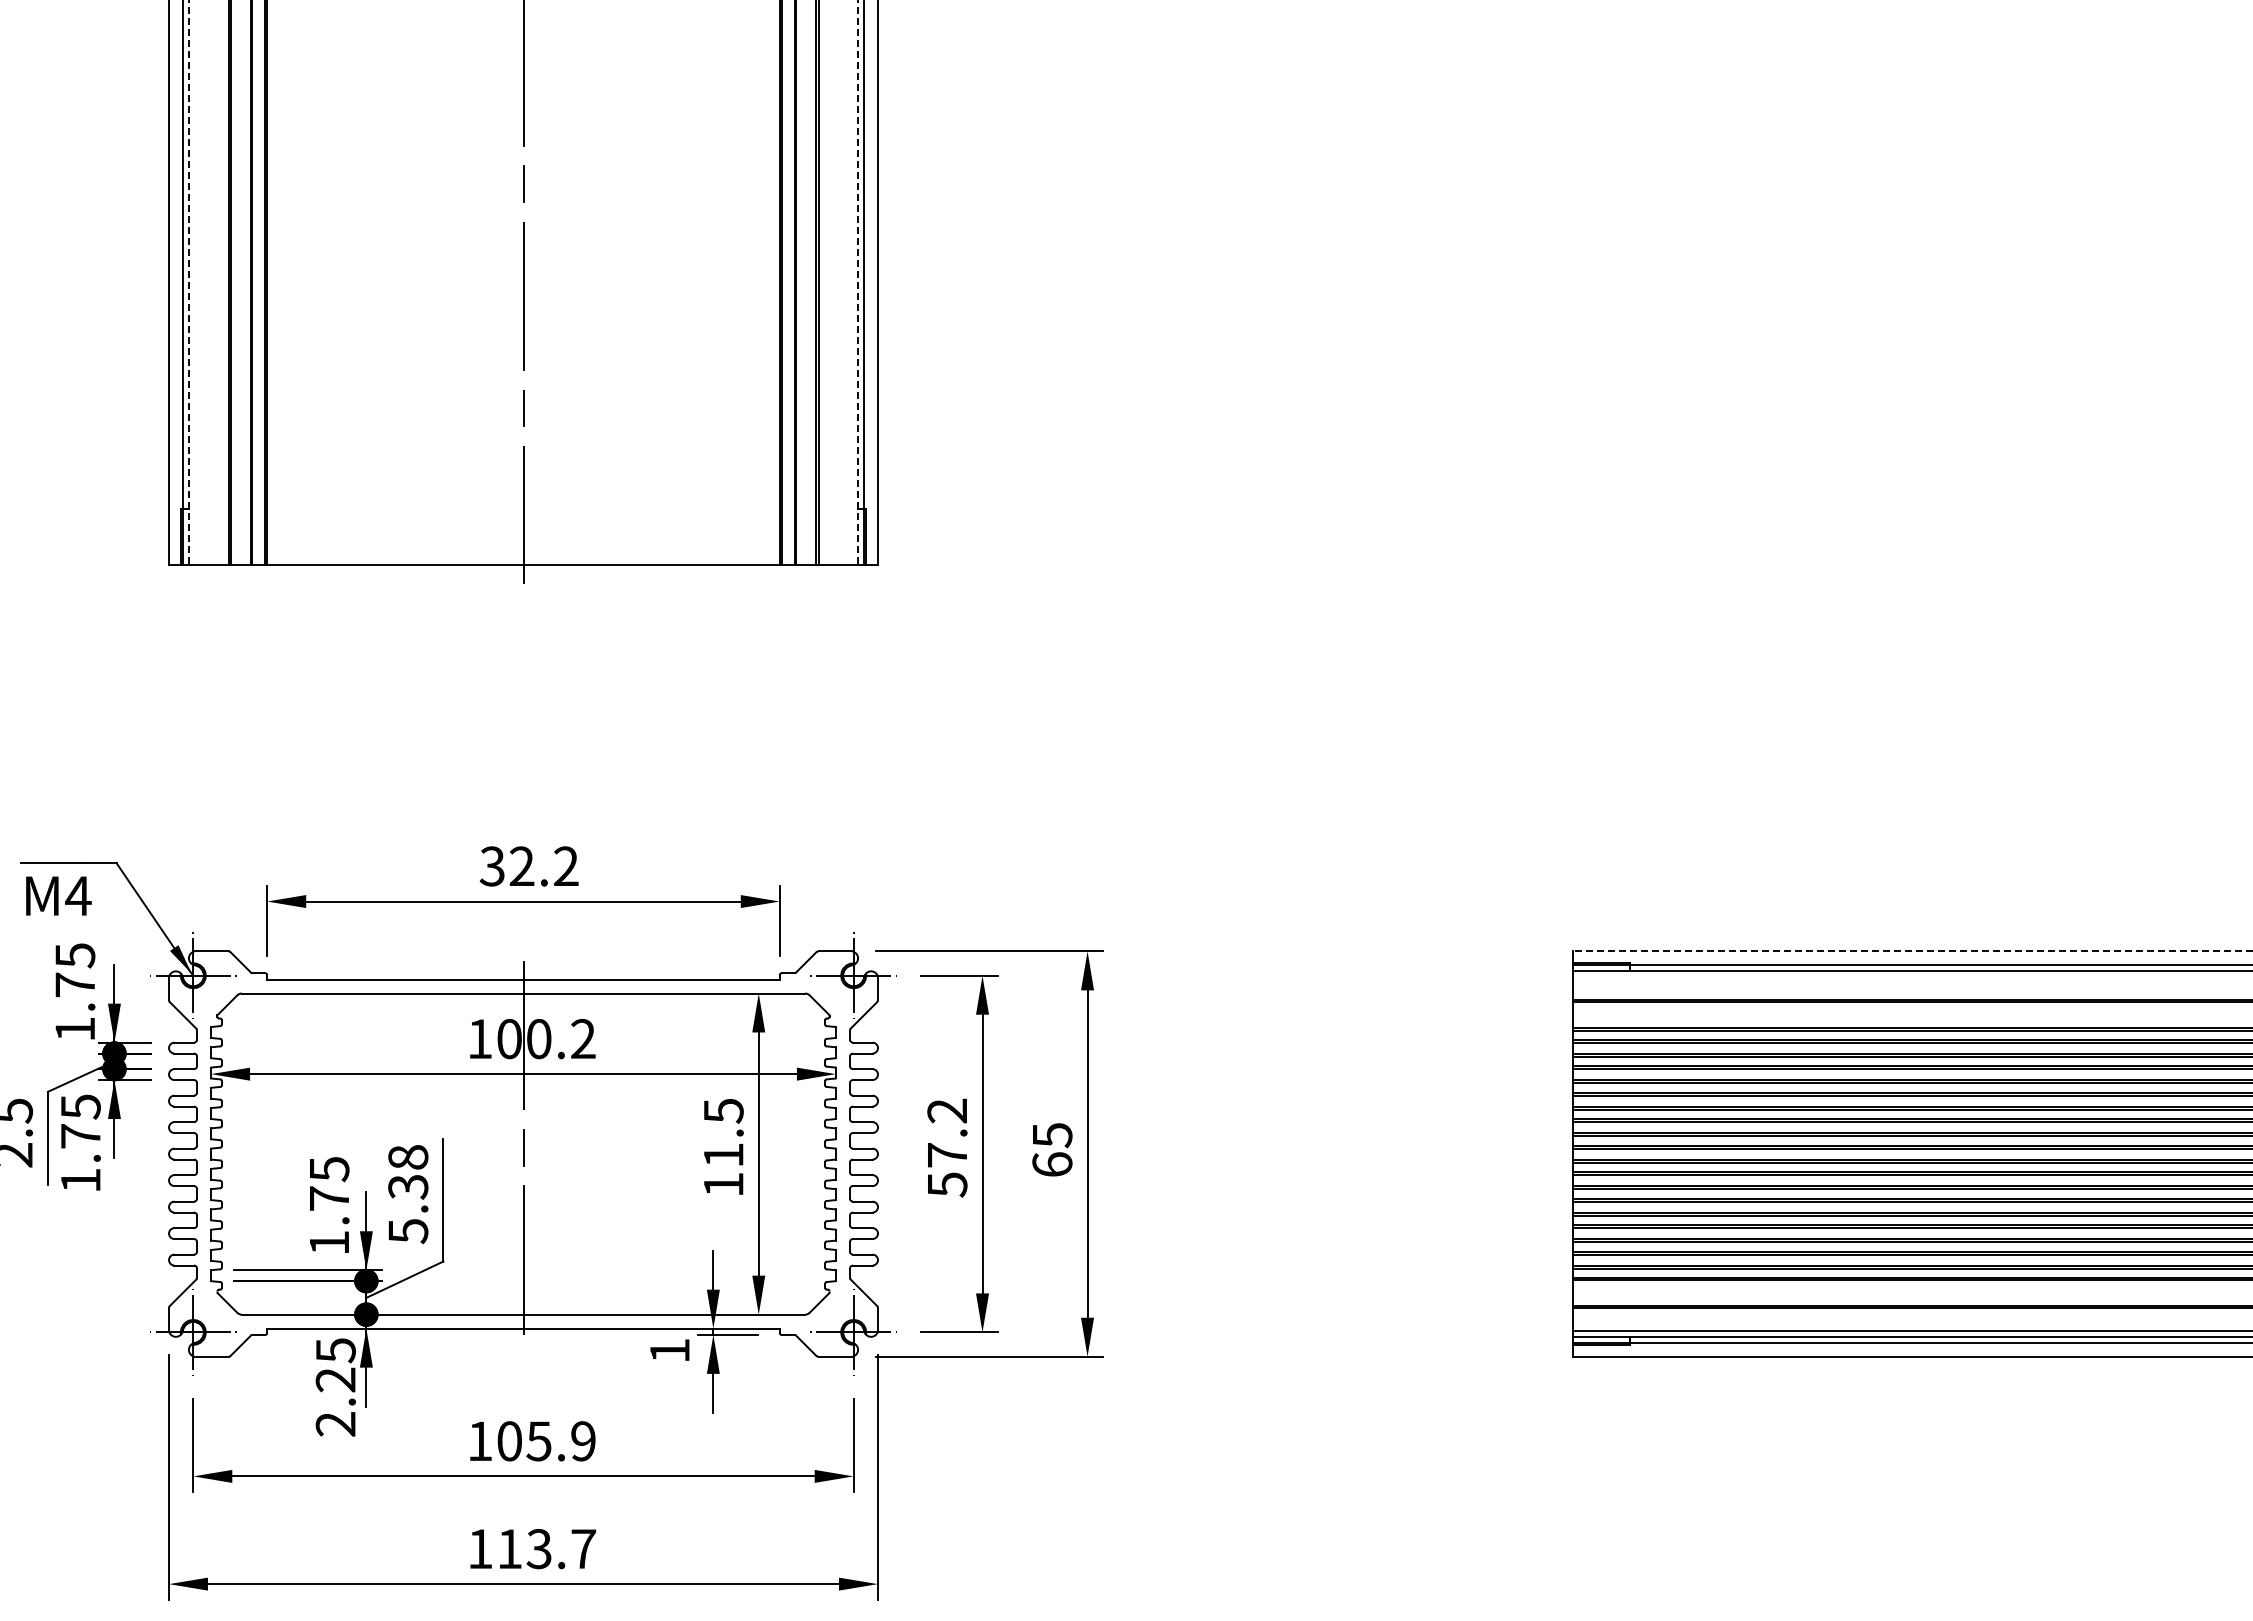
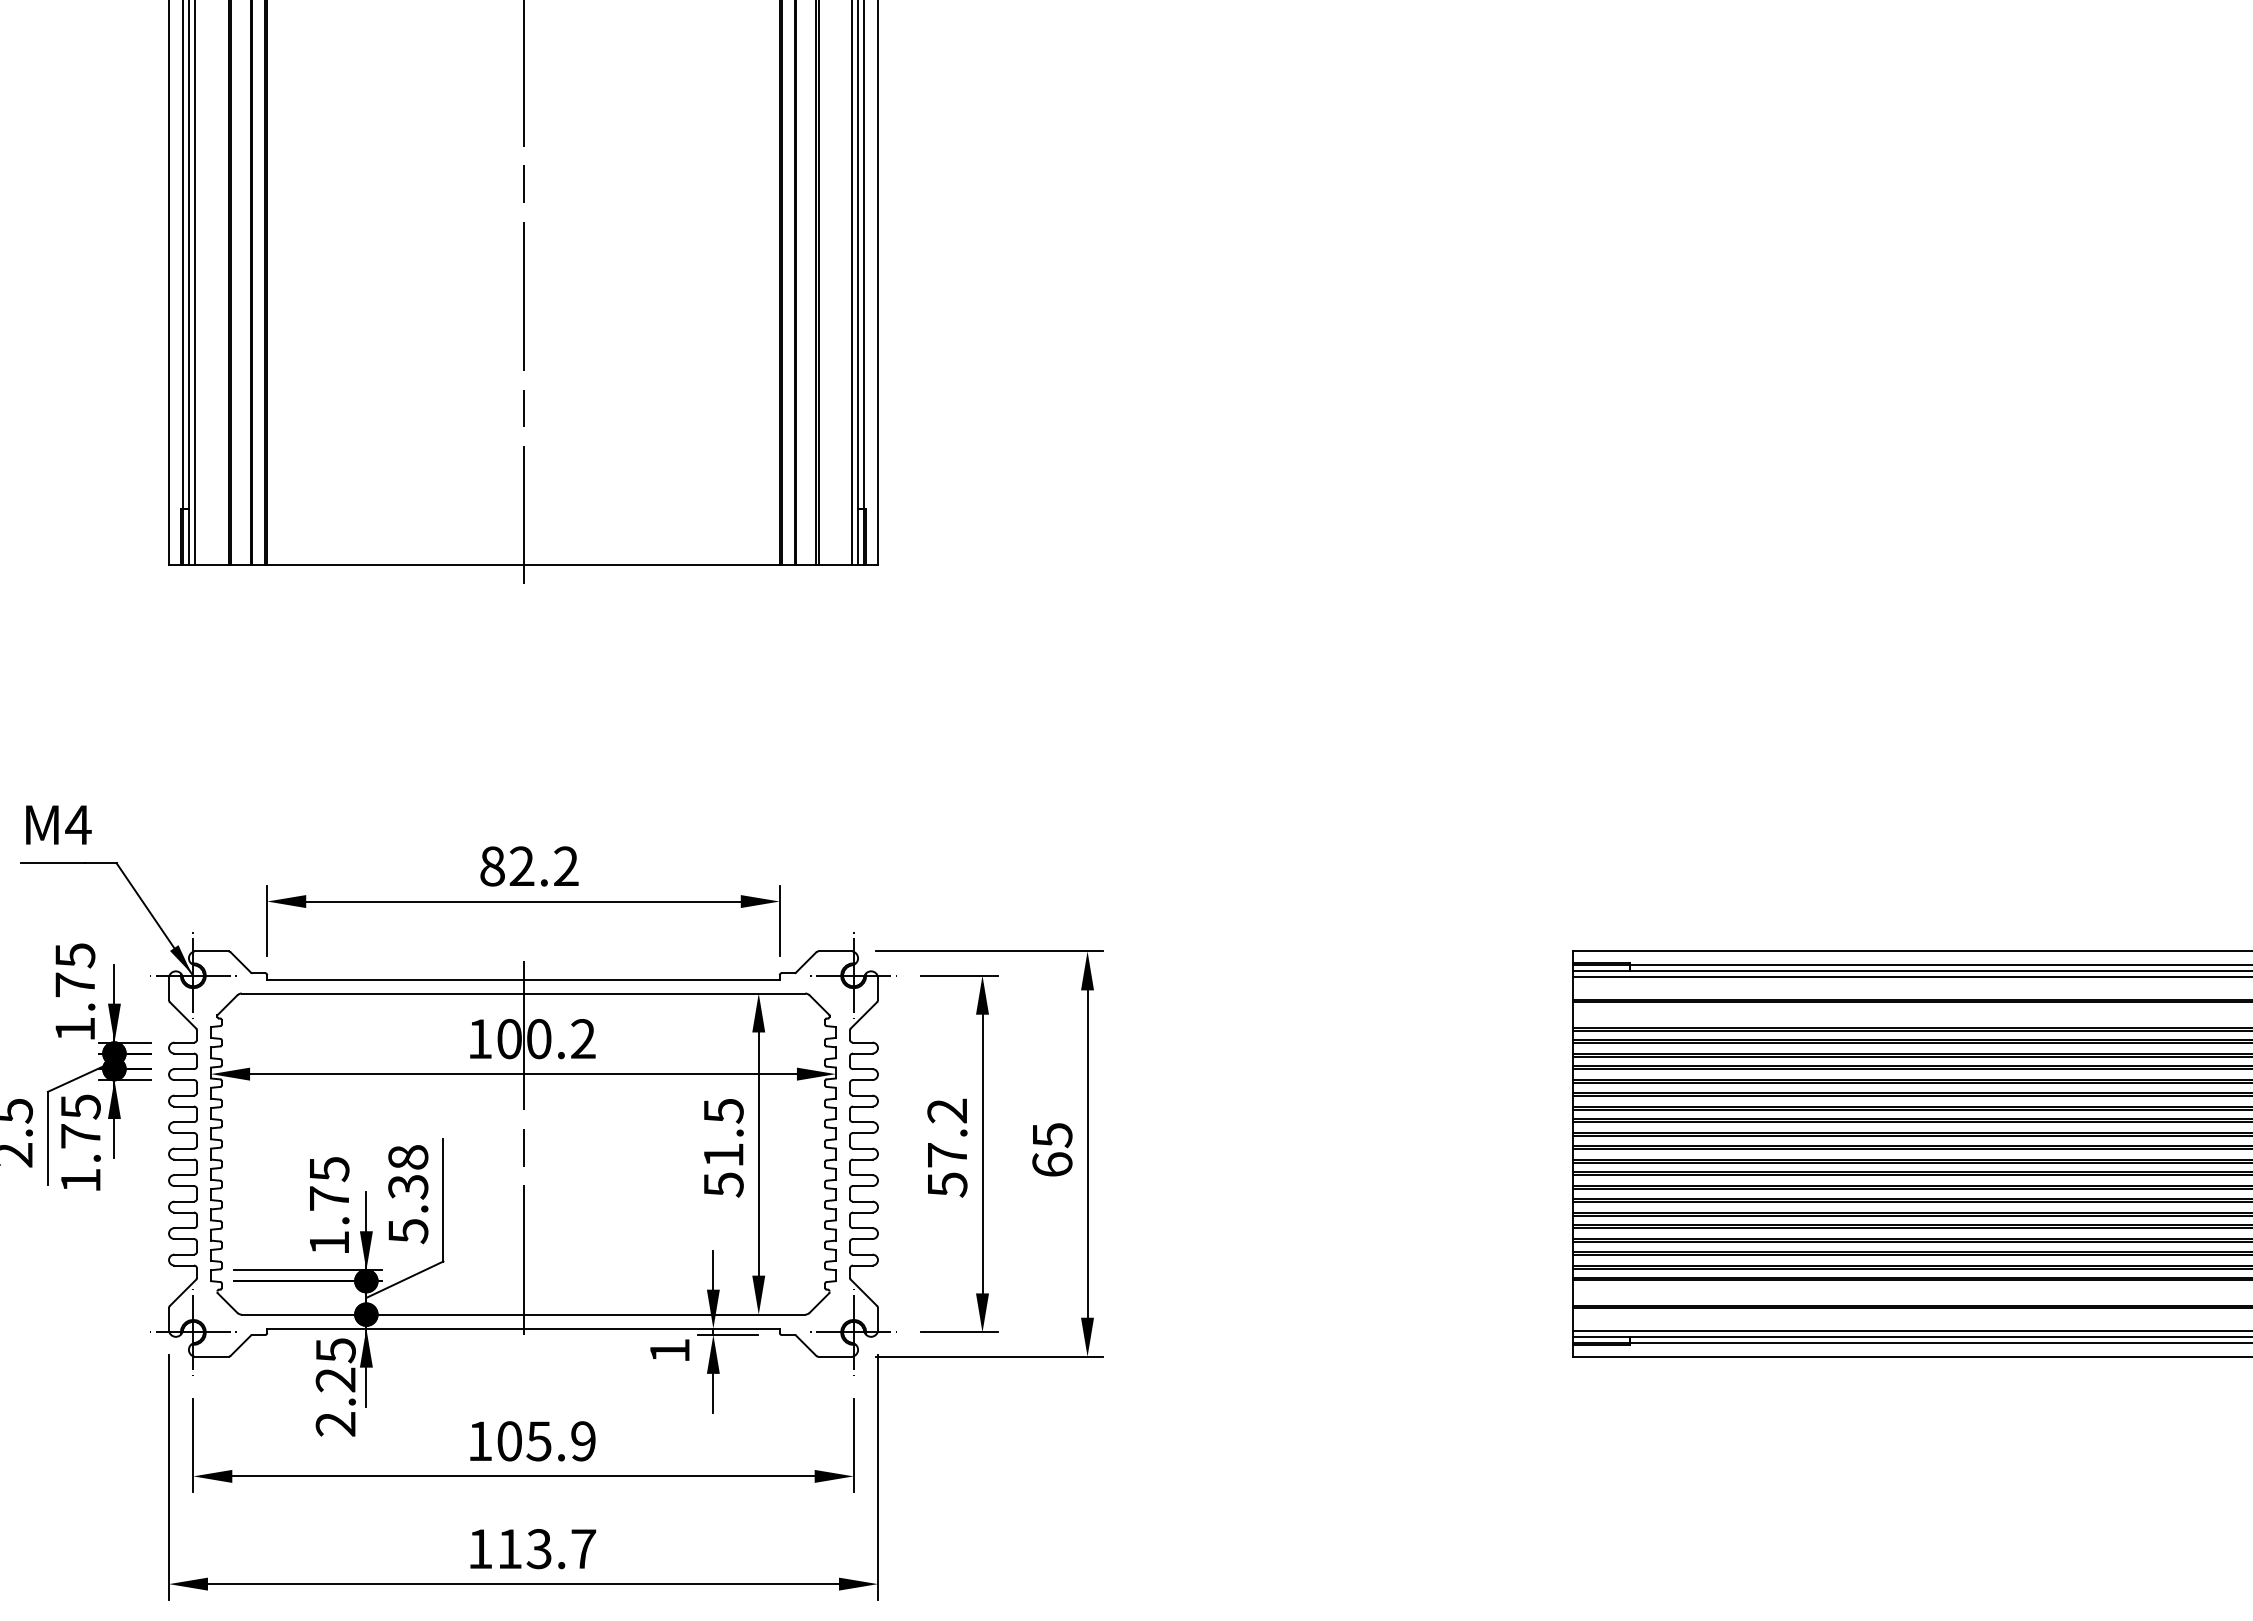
line: dashed -> solid (188, 283)
line: none -> present (194, 283)
line: none -> present (852, 283)
line: dashed -> solid (858, 283)
text: 32.2 -> 82.2 (491, 866)
text position: (58, 895) -> (58, 824) (58, 824)
line: dashed -> solid (1913, 951)
line: none -> present (1911, 977)
text: 11.5 -> 51.5 (723, 1184)
